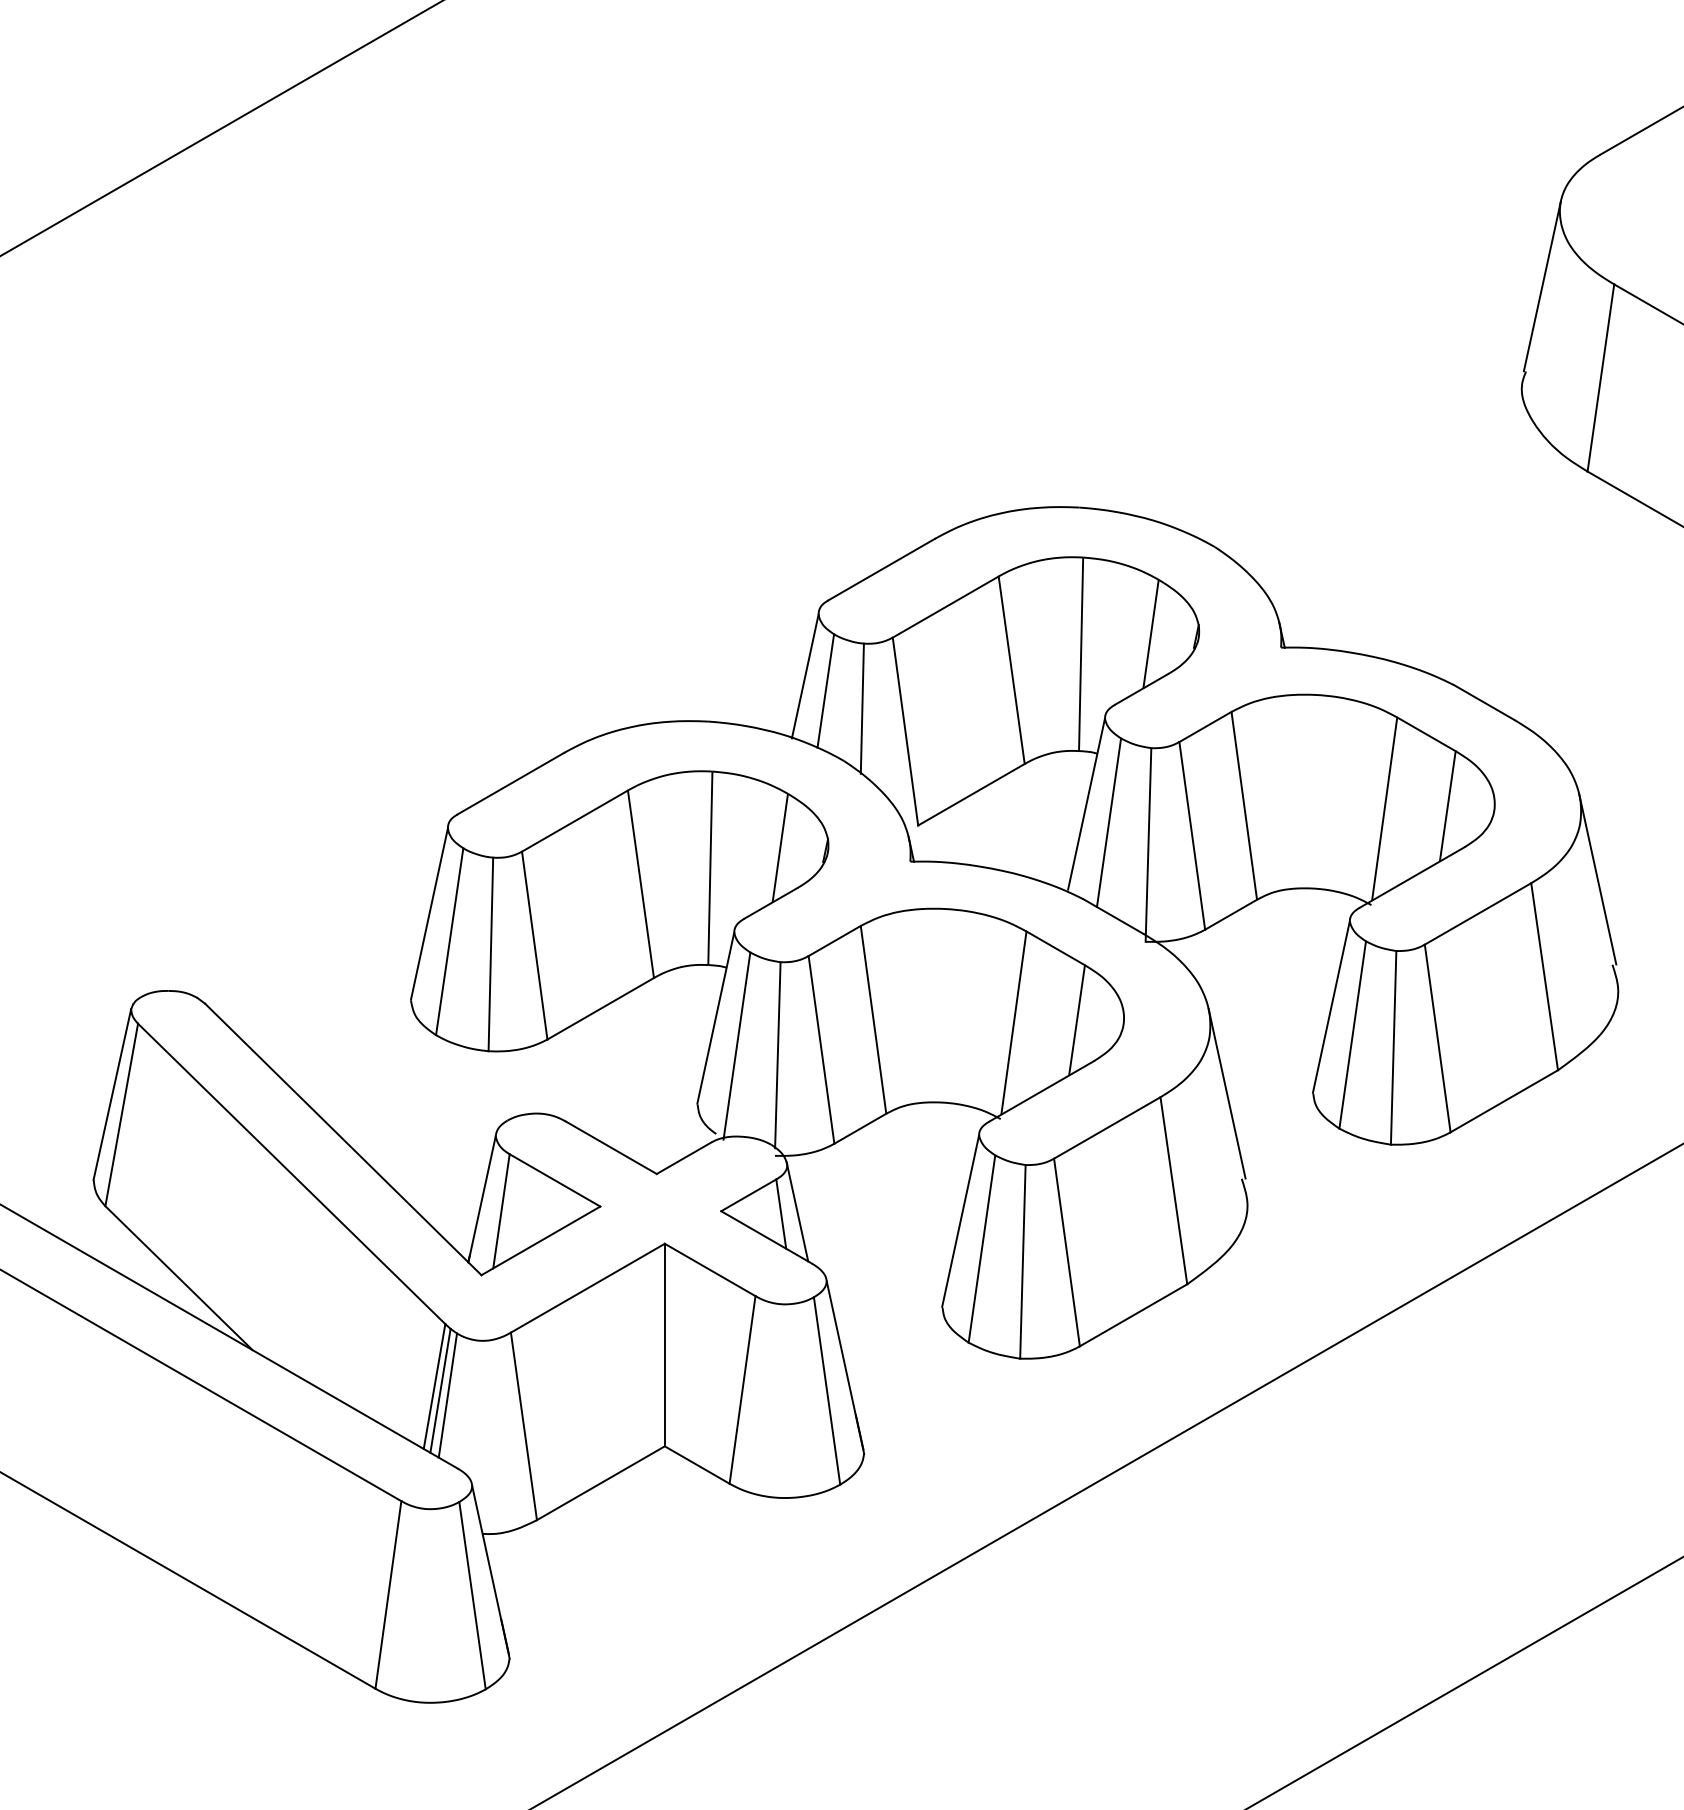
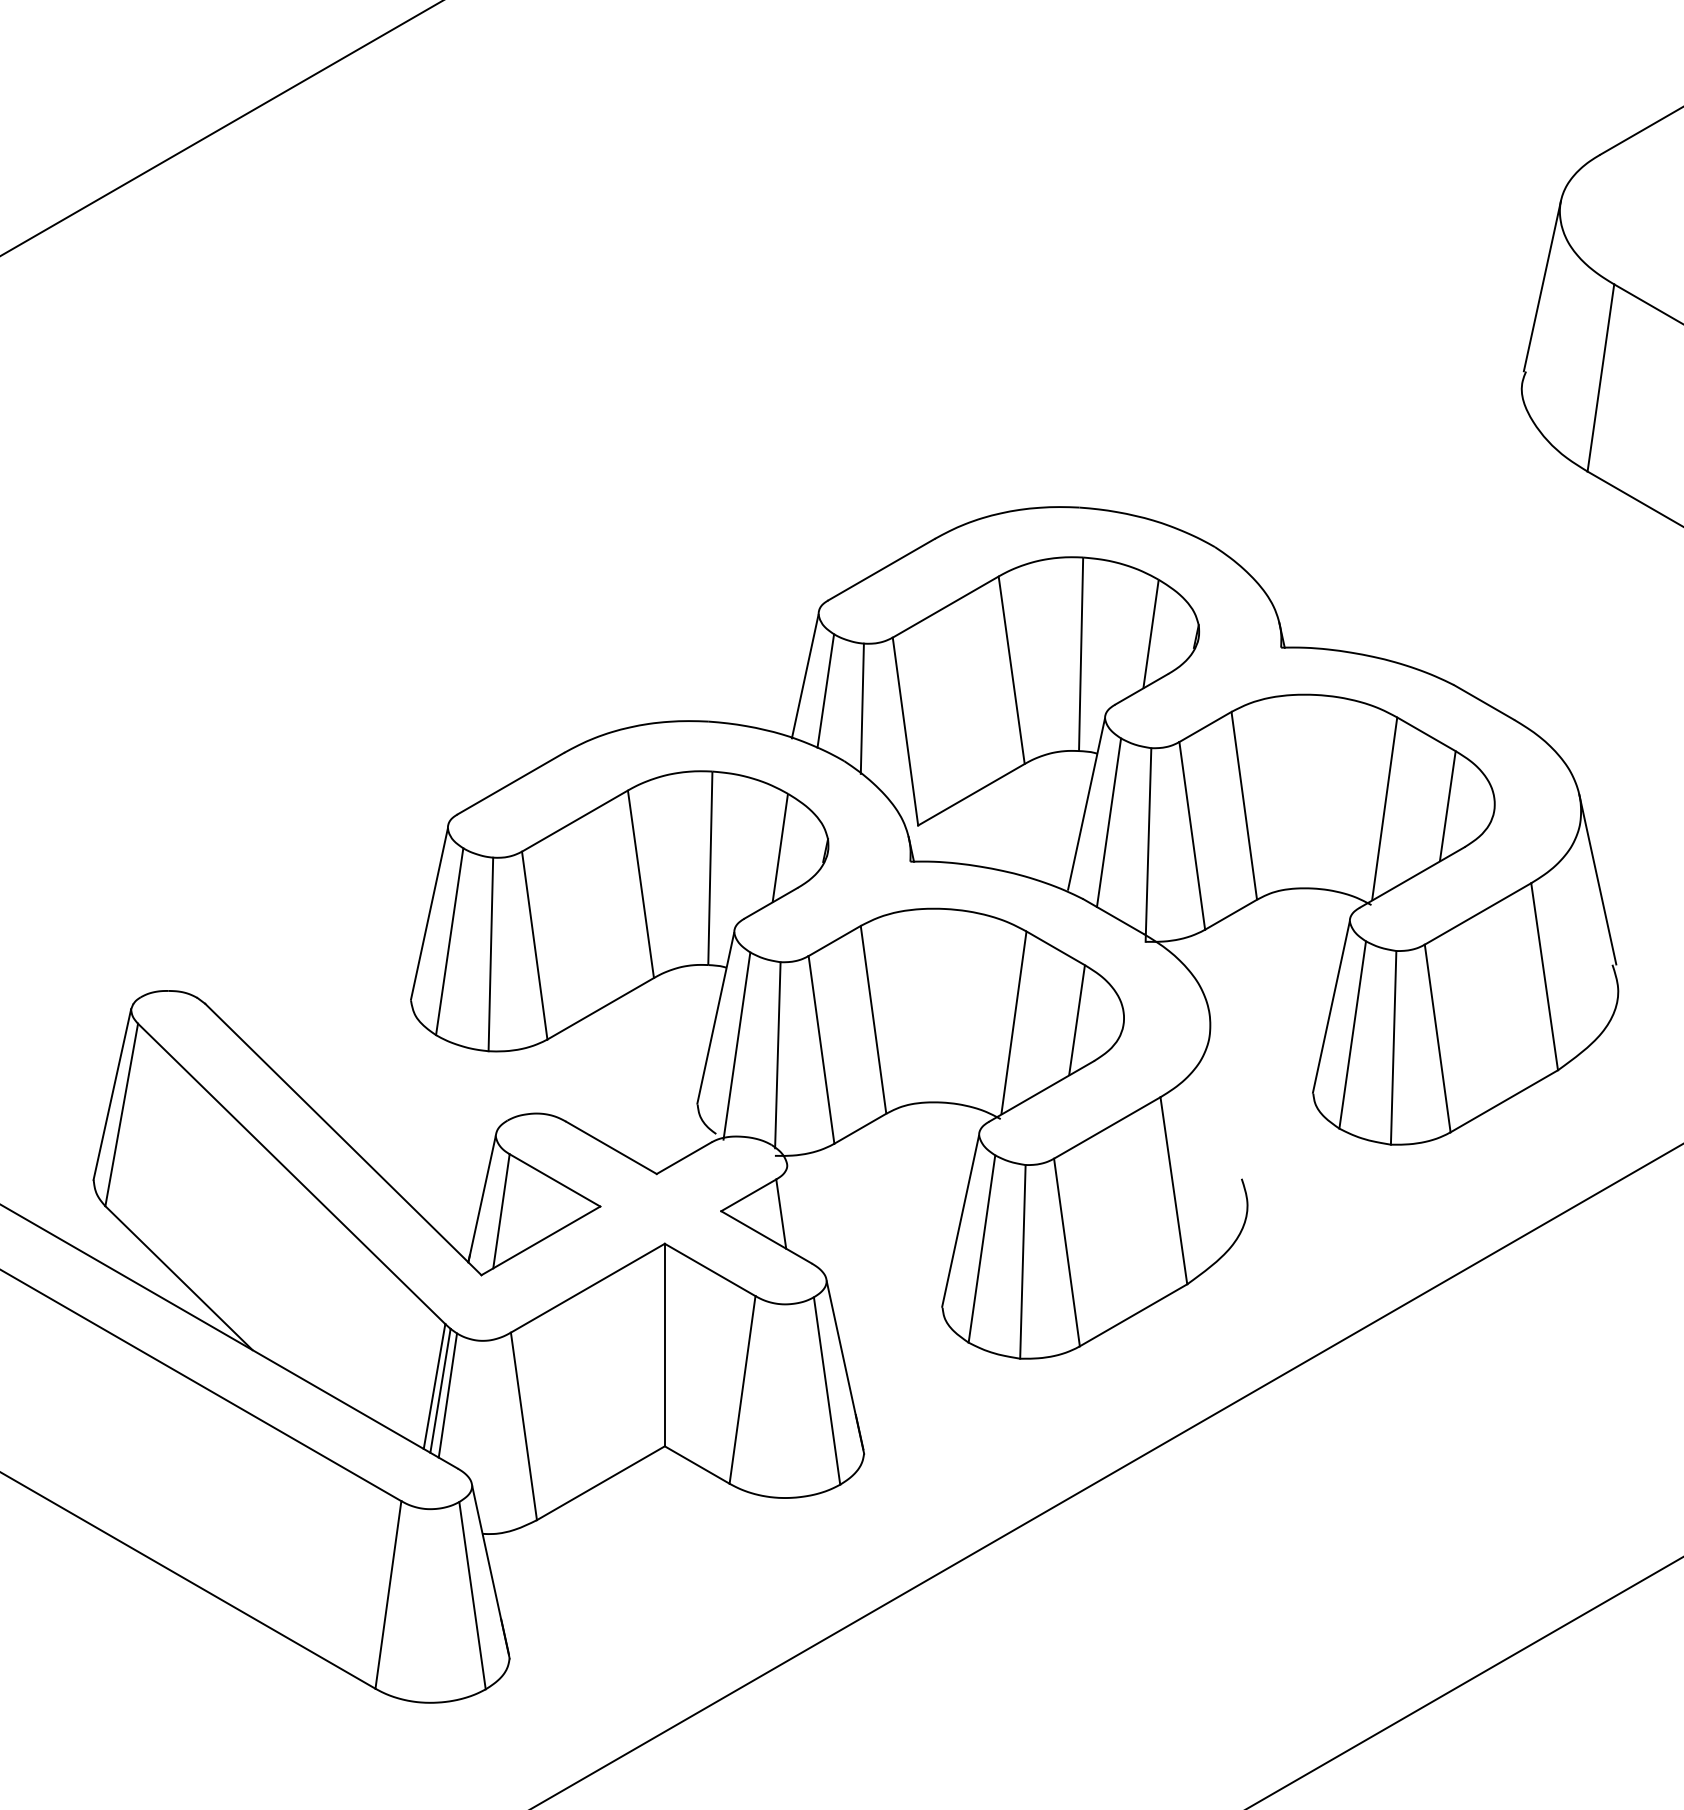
line: present -> none (1226, 1093)
line: present -> none (797, 1211)
